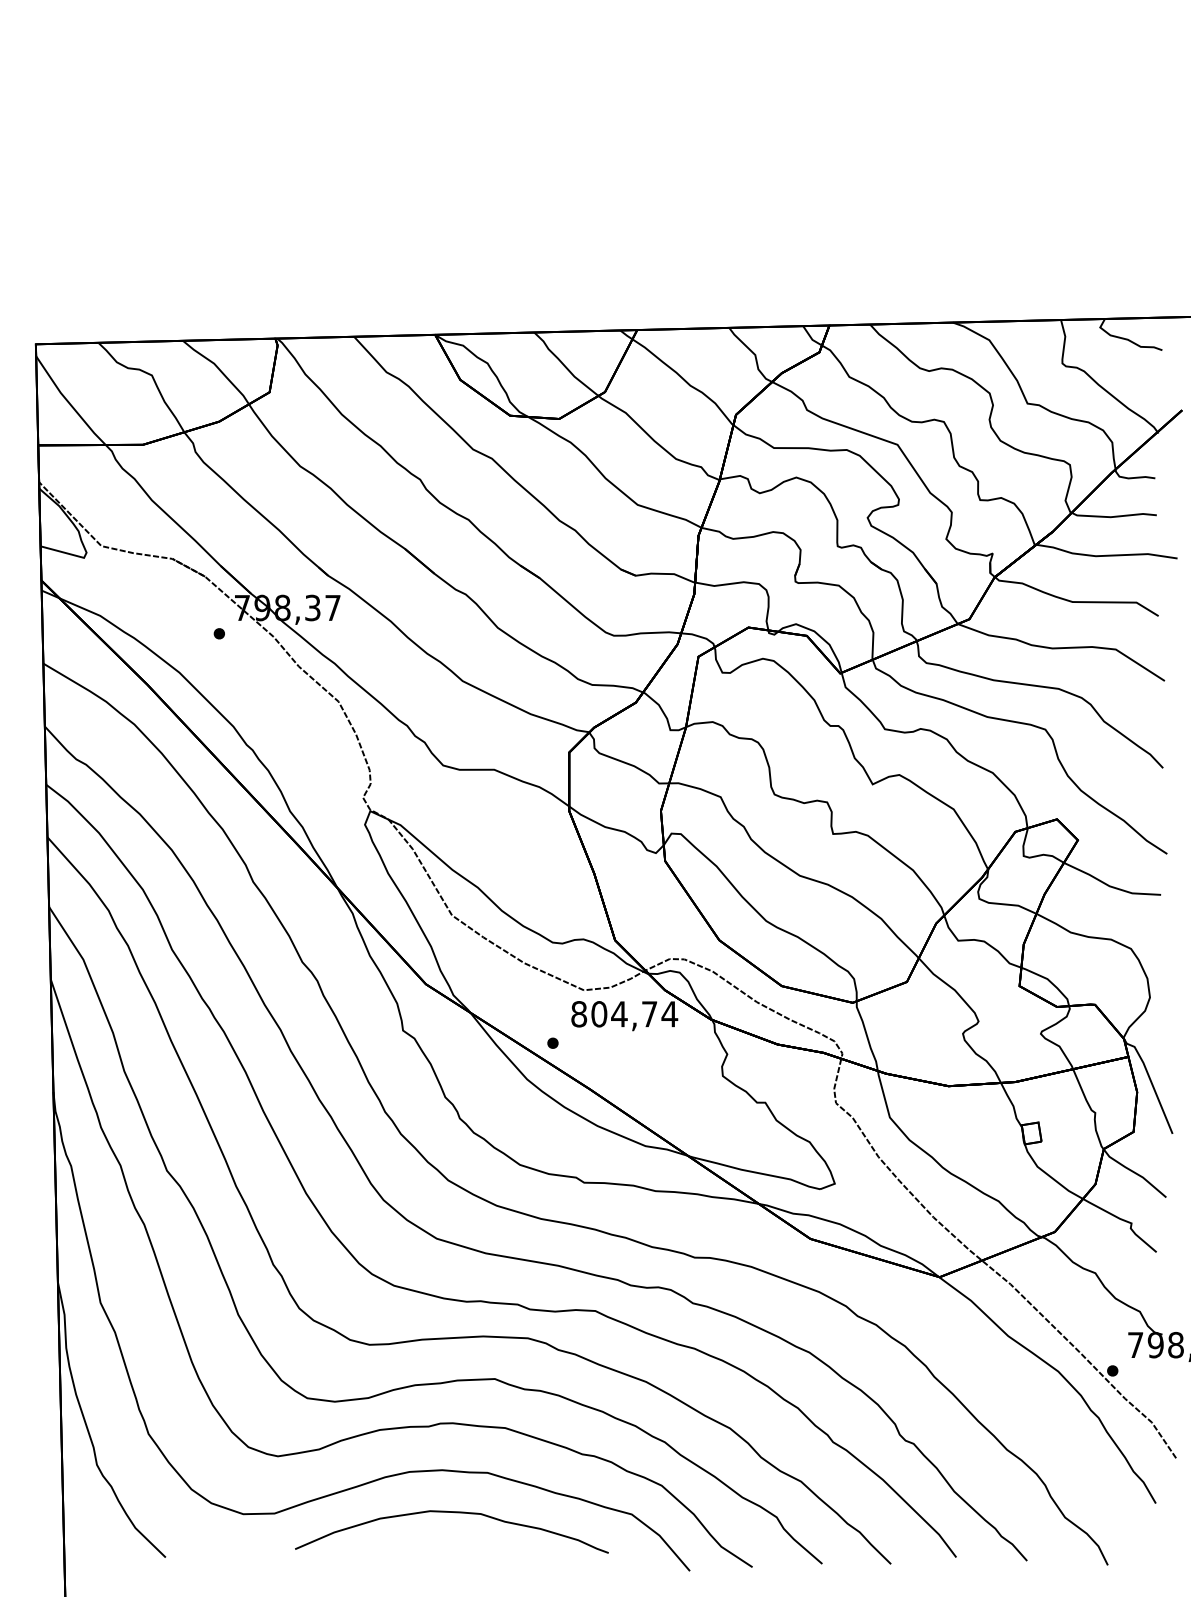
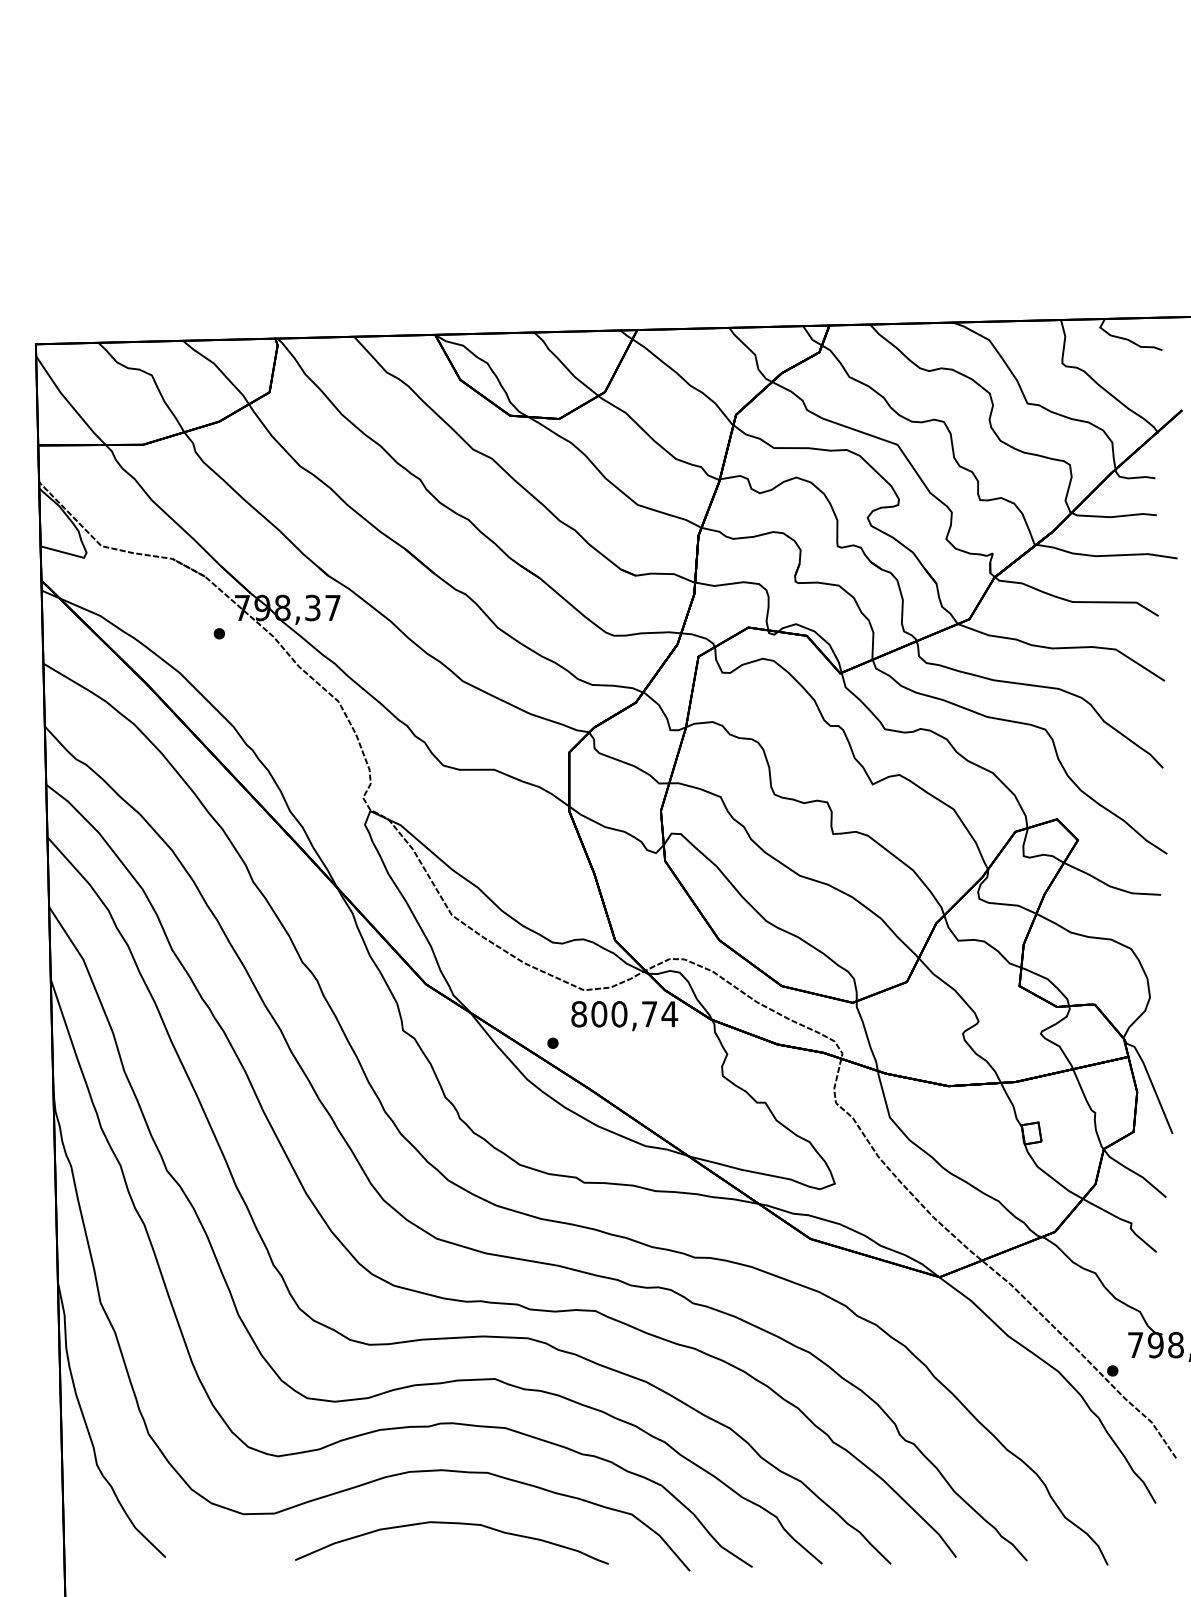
text: 804,74 -> 800,74 (619, 1014)
curve position: (455, 1513) -> (455, 1524) (455, 1524)
